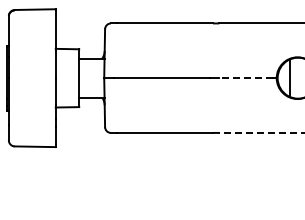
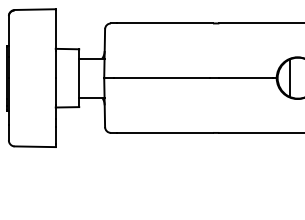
line: dashed -> solid (246, 78)
line: dashed -> solid (262, 132)
